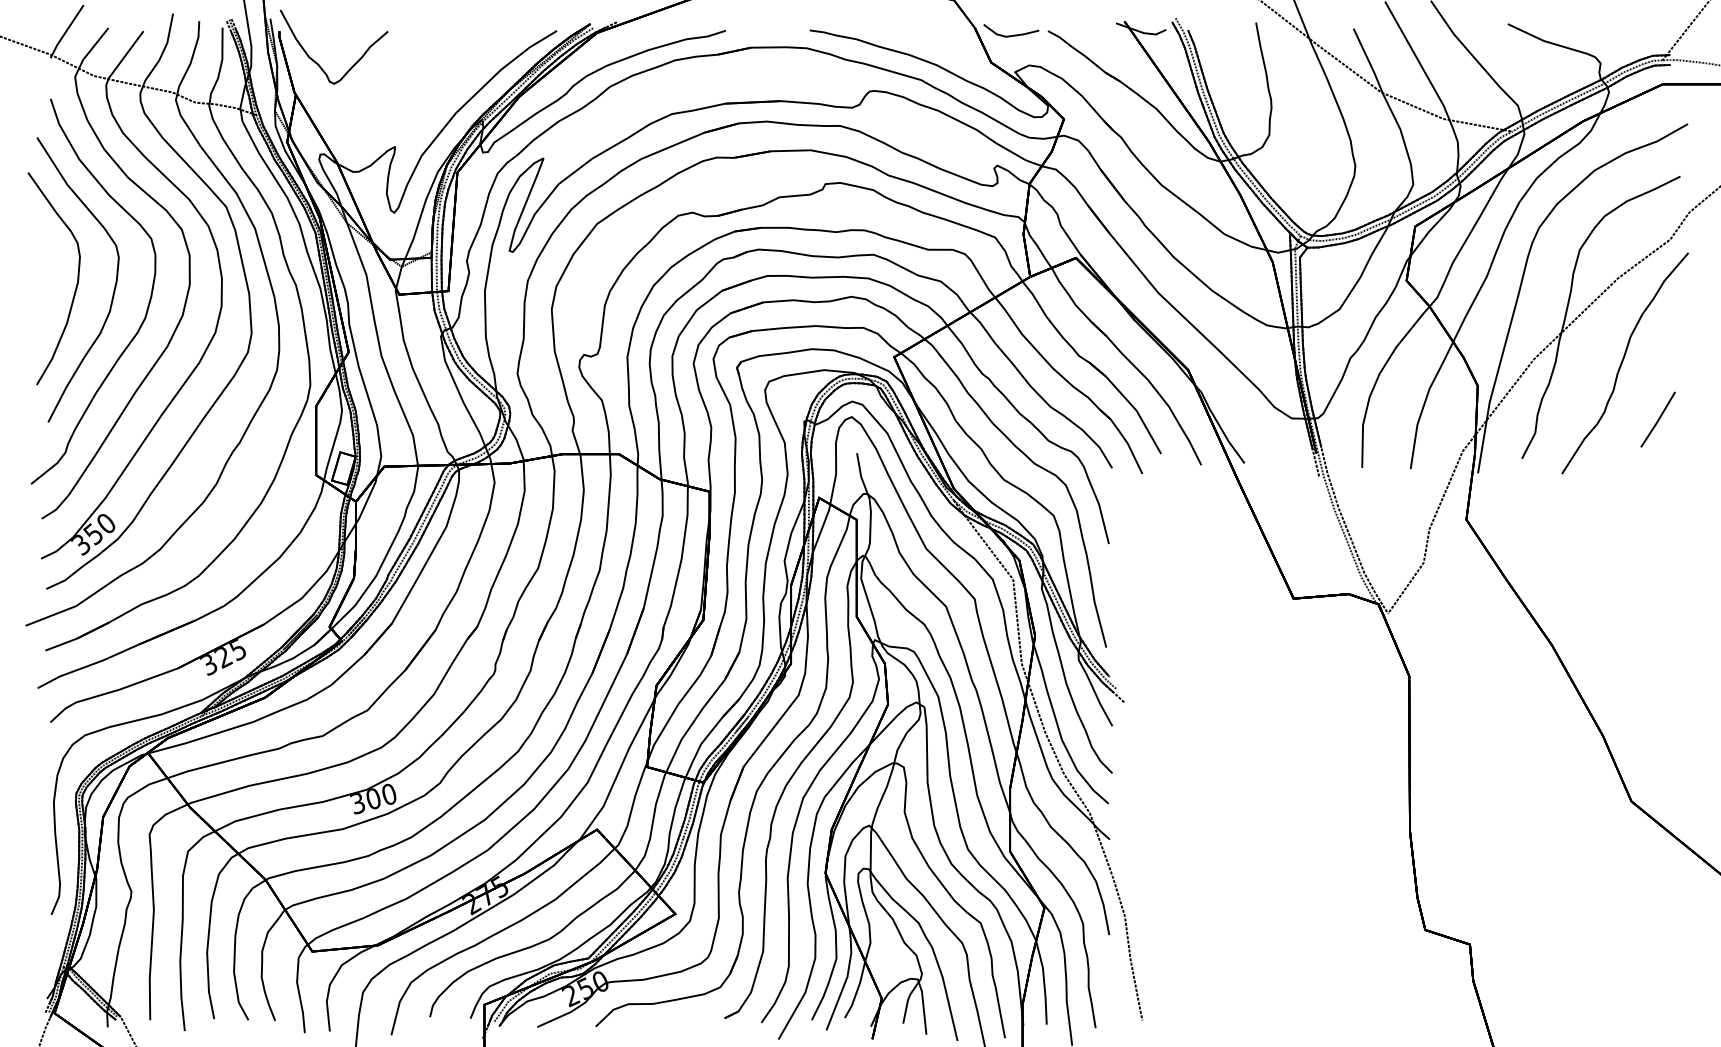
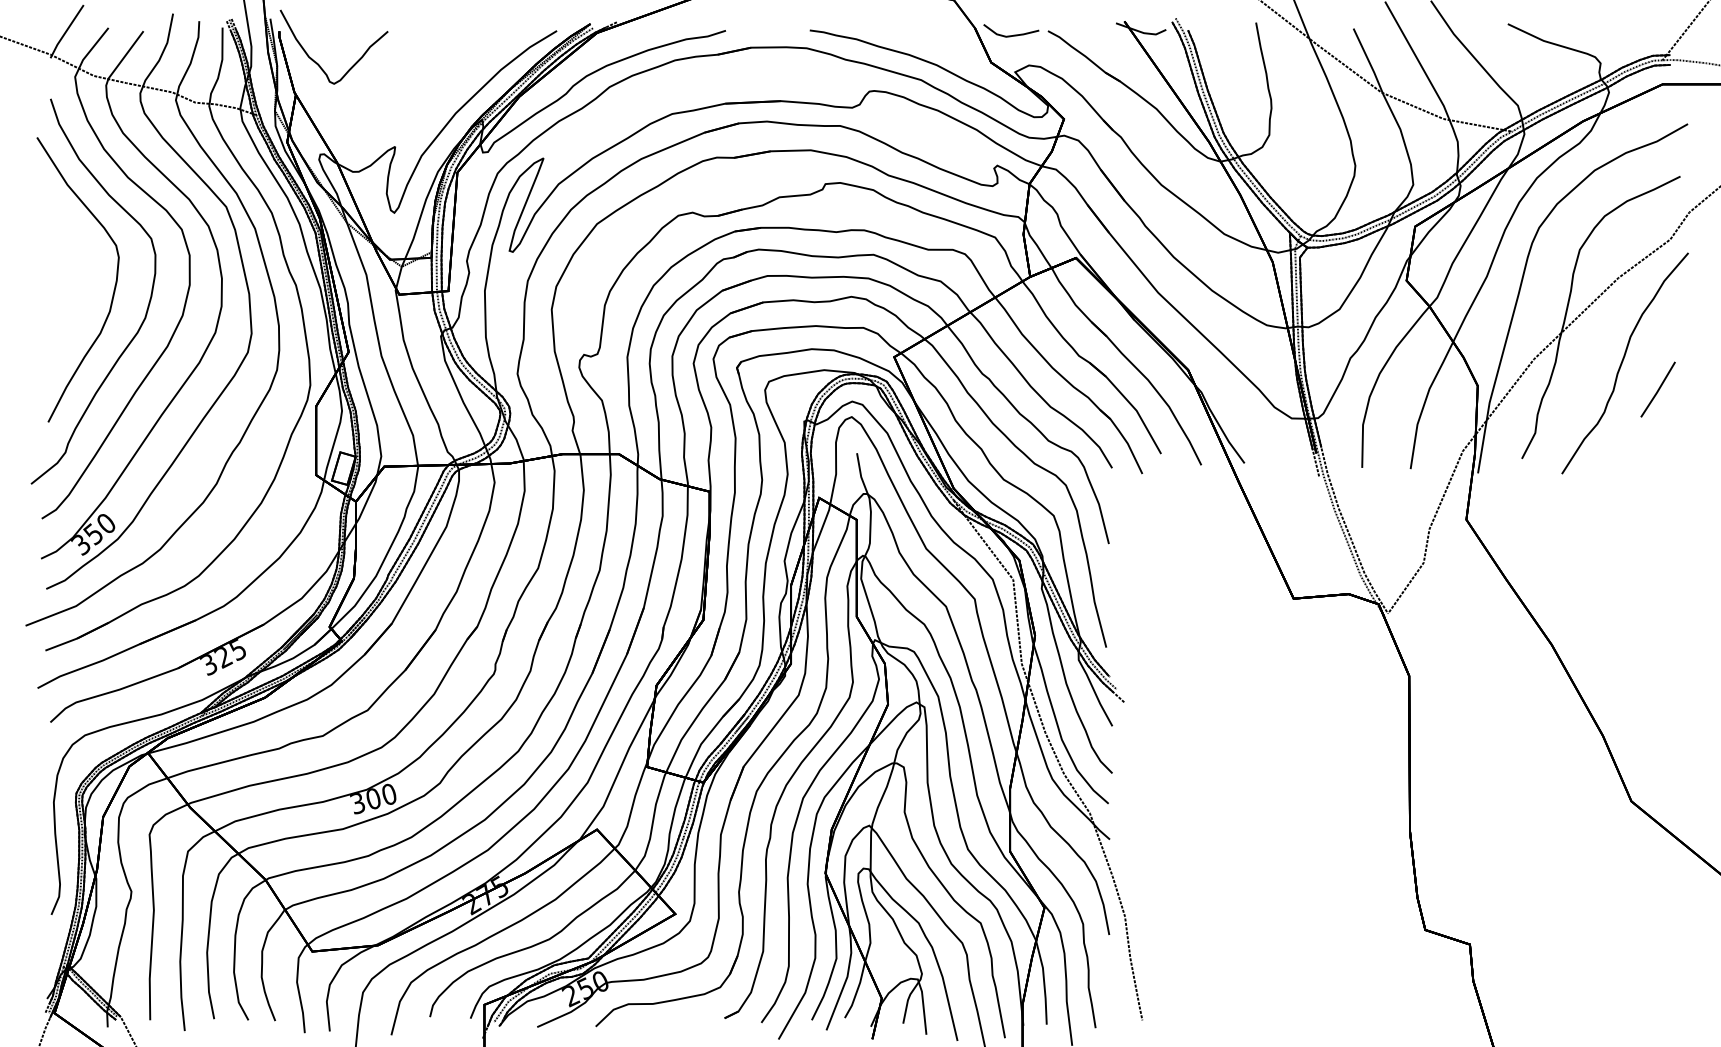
curve: present -> none (76, 283)
line position: (1657, 419) -> (1657, 389) (1657, 389)
